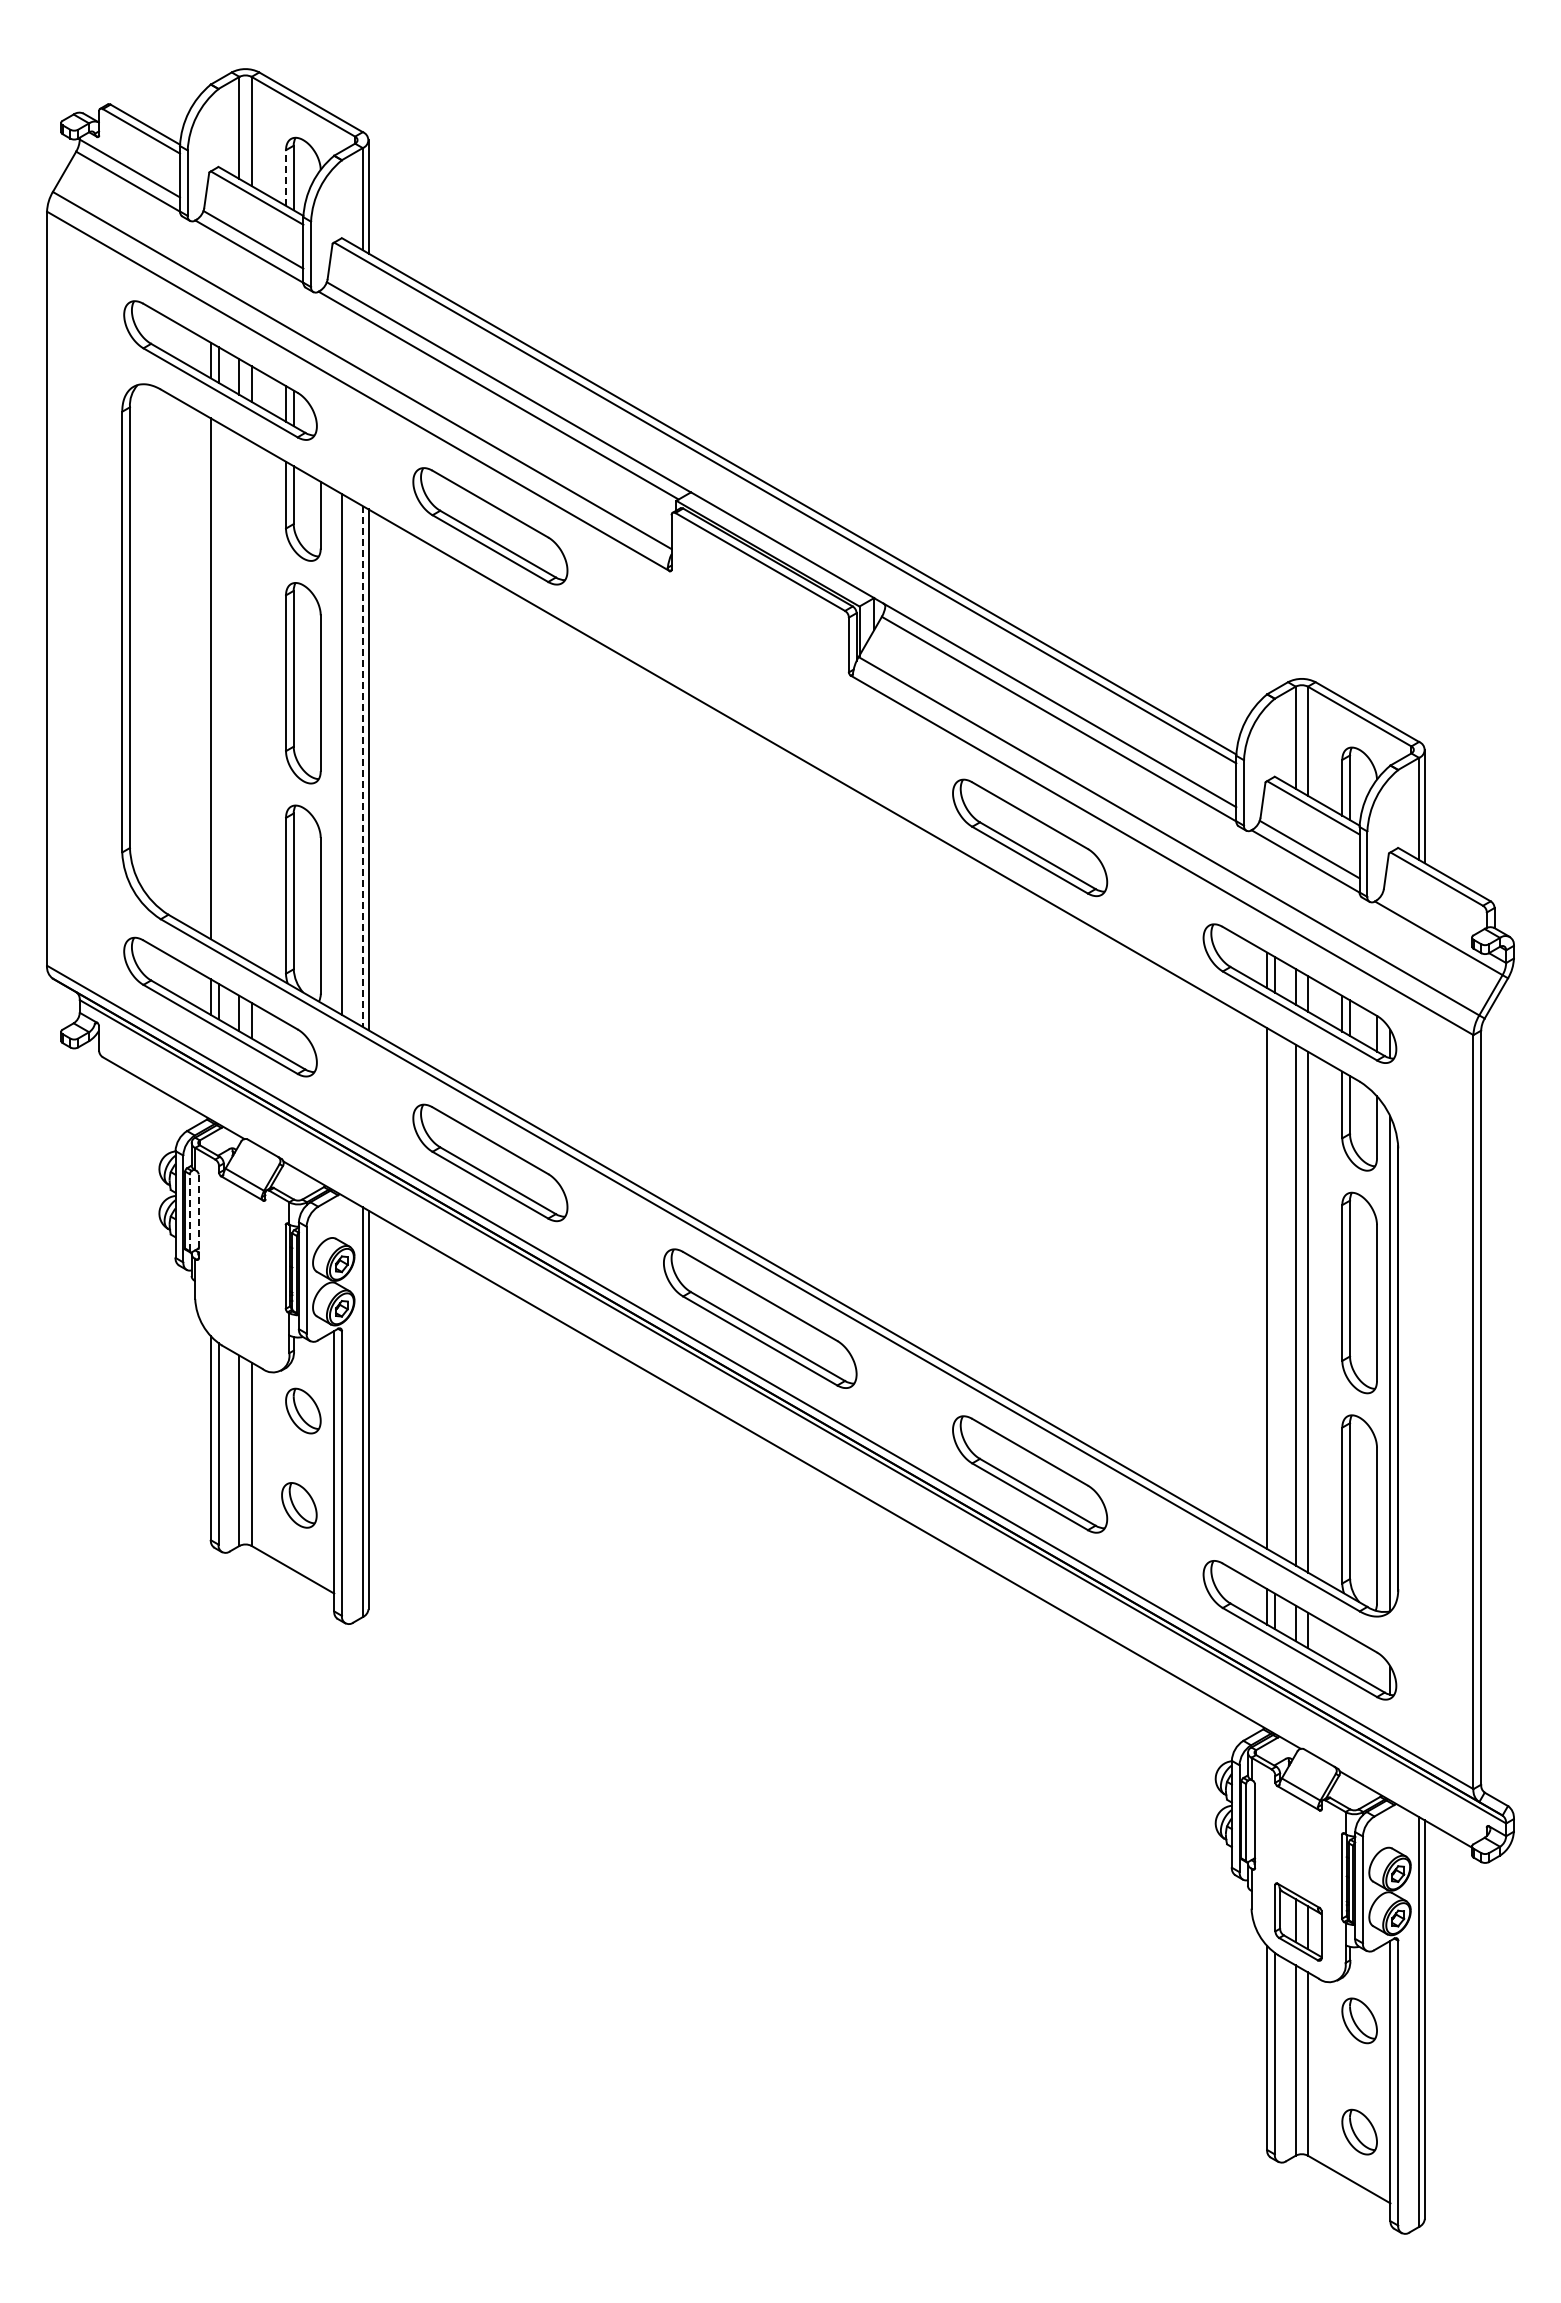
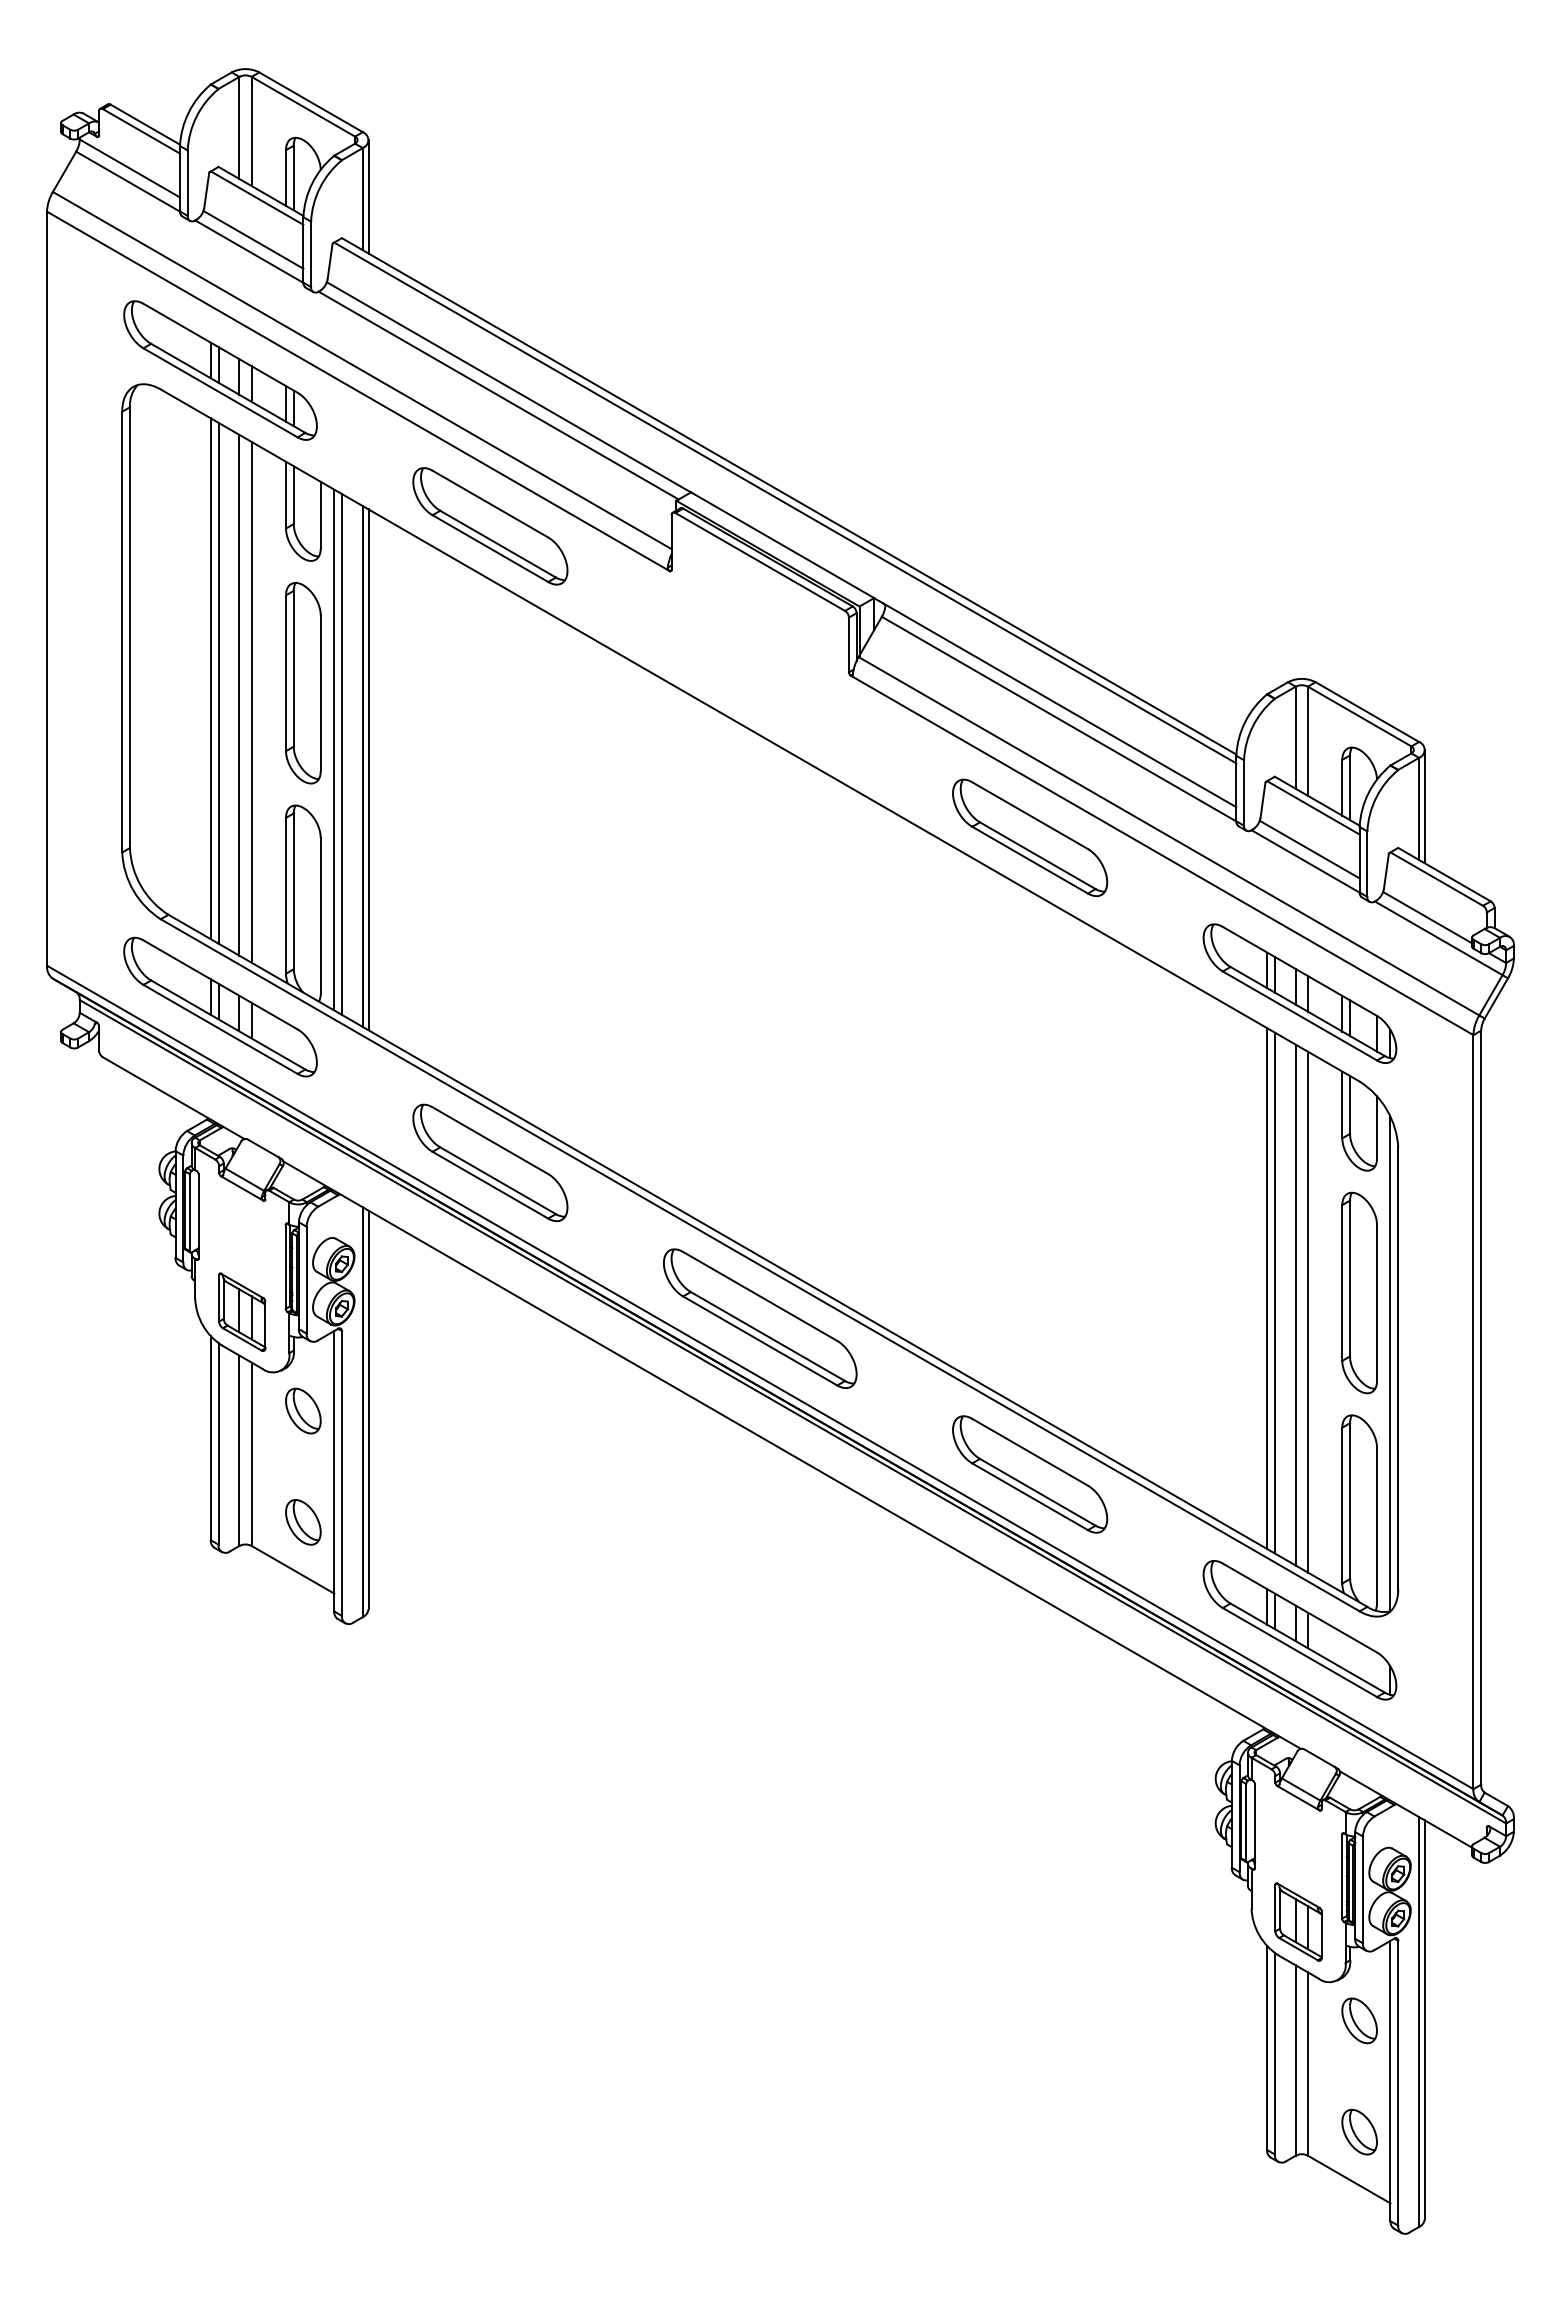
line: dashed -> solid (286, 178)
line: none -> present (218, 682)
line: none -> present (239, 694)
line: none -> present (251, 701)
line: none -> present (334, 749)
line: dashed -> solid (362, 767)
line: none -> present (1427, 917)
line: dashed -> solid (189, 1212)
line: dashed -> solid (198, 1216)
line: none -> present (1274, 1292)
part: none -> present (242, 1311)
part position: (299, 1505) -> (303, 1522) (303, 1522)
